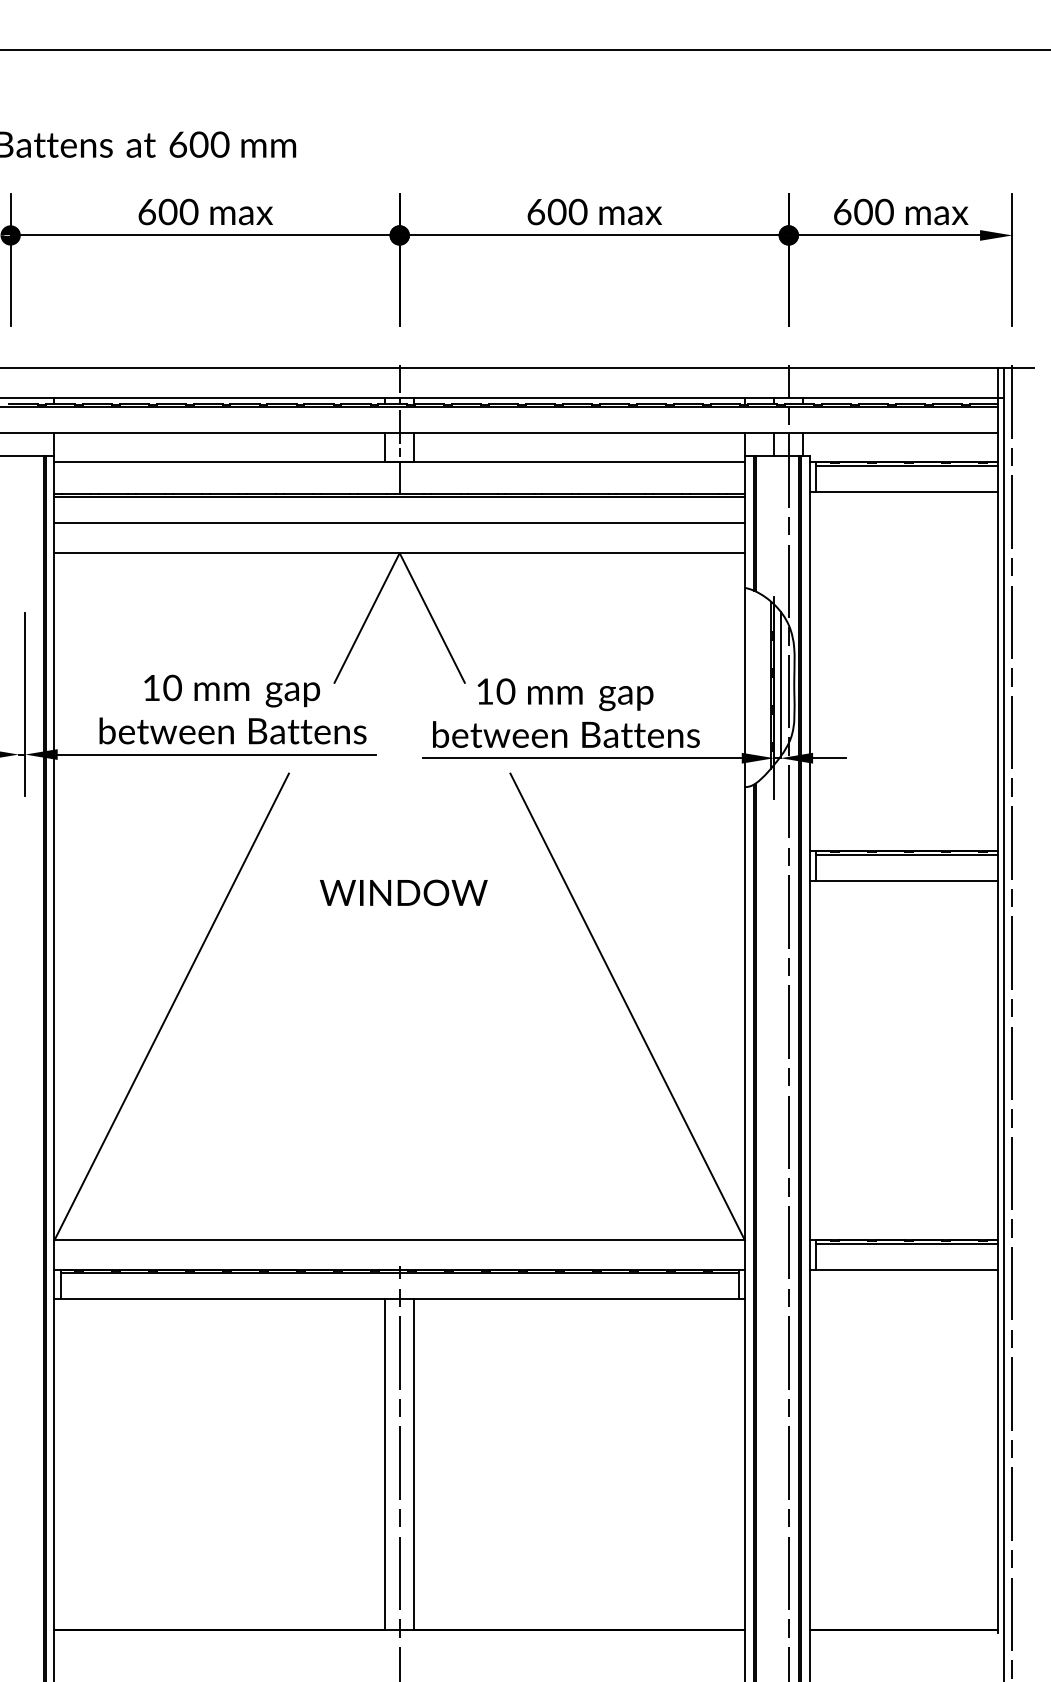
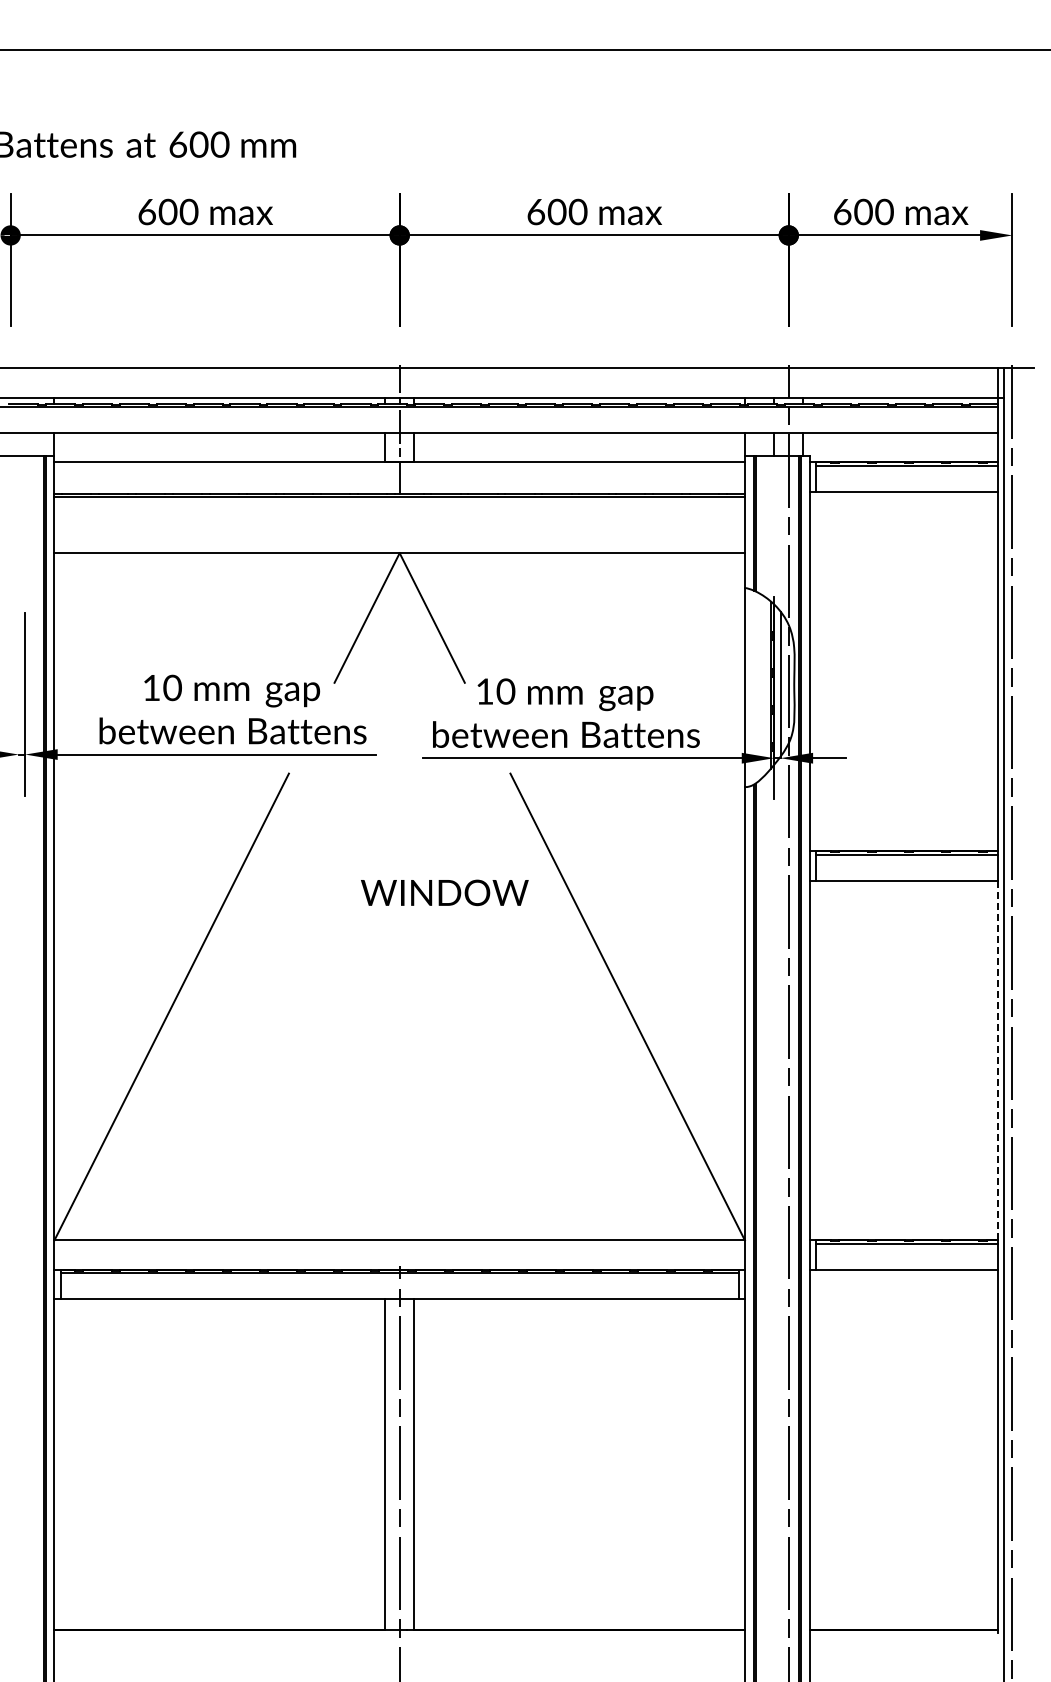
line: present -> none (399, 522)
text position: (403, 892) -> (444, 892) (444, 892)
line: solid -> dashed (997, 1060)
